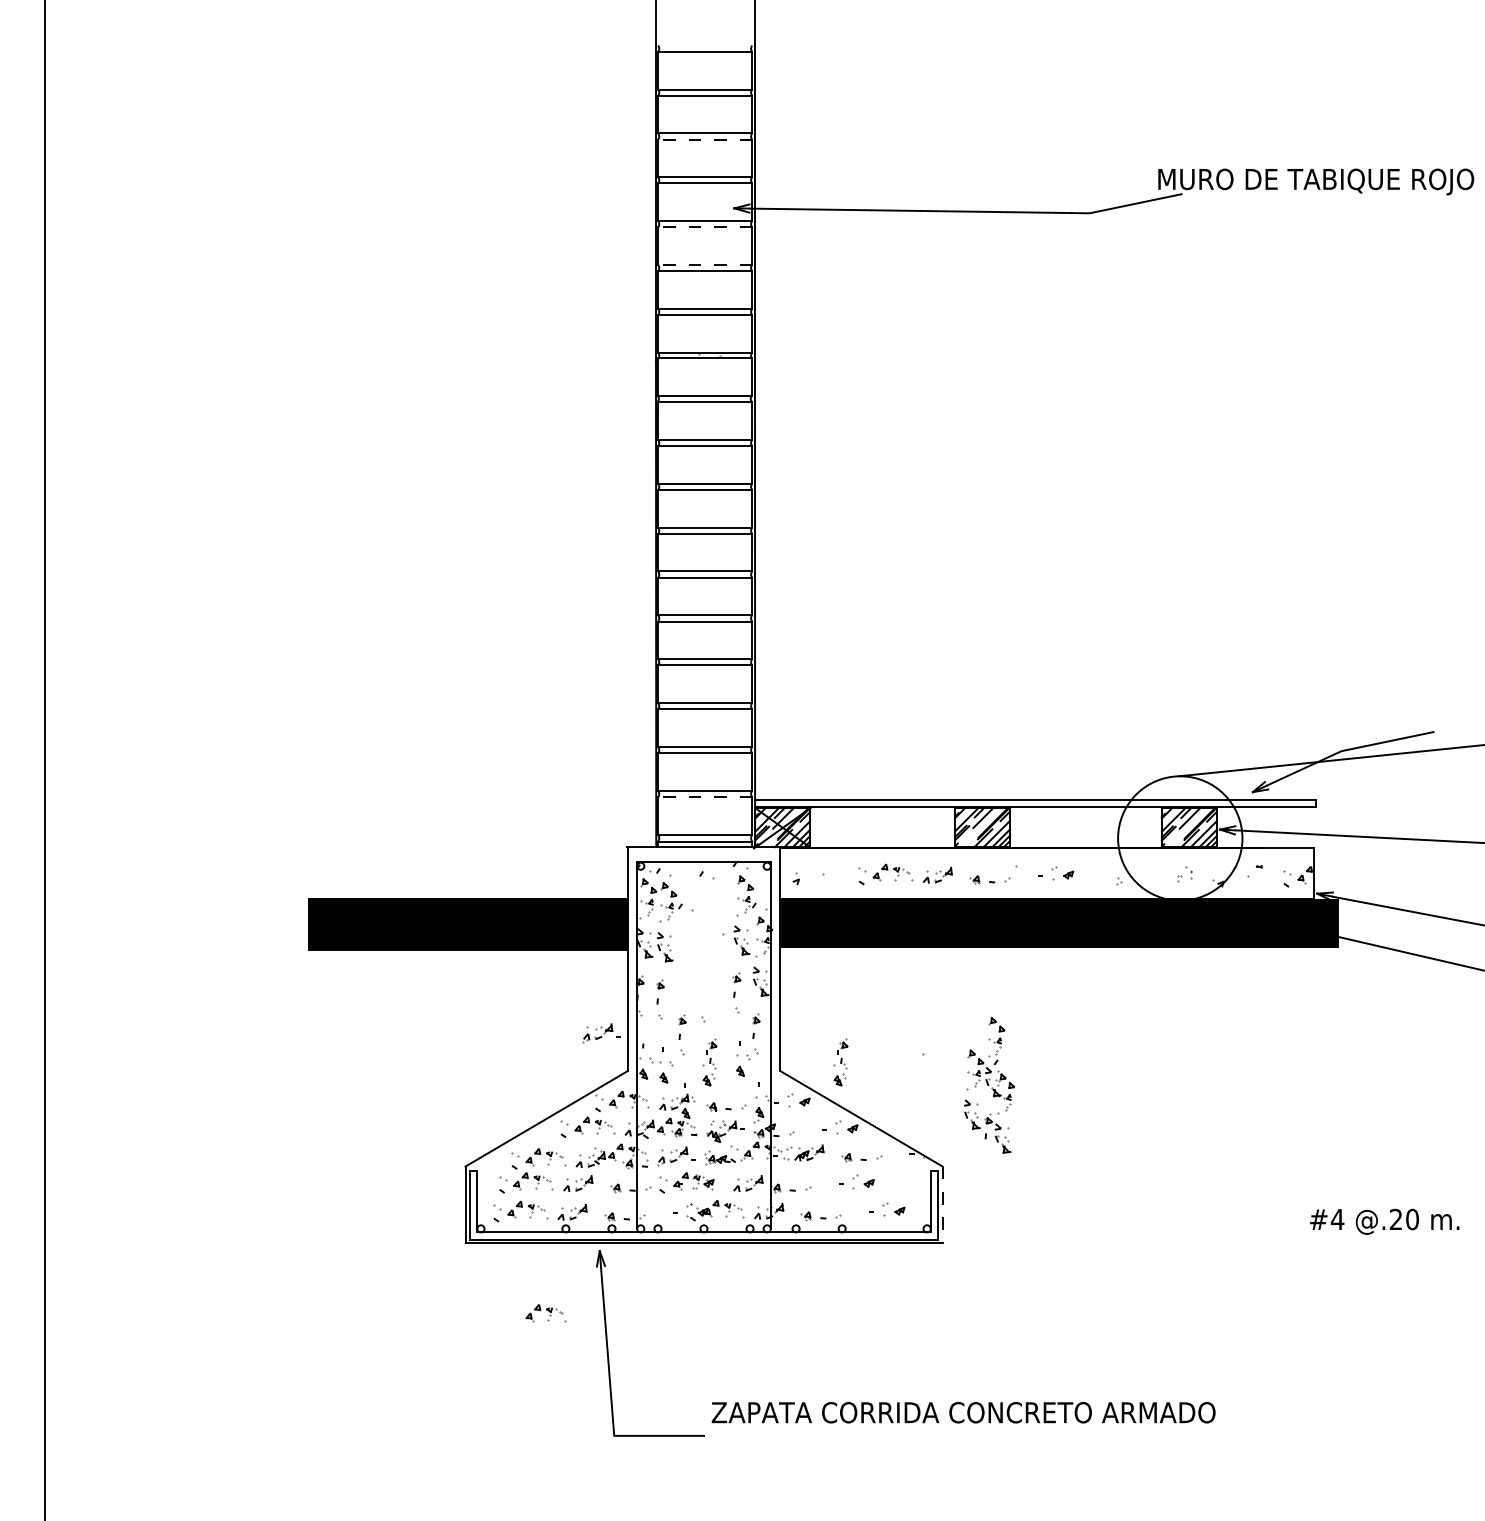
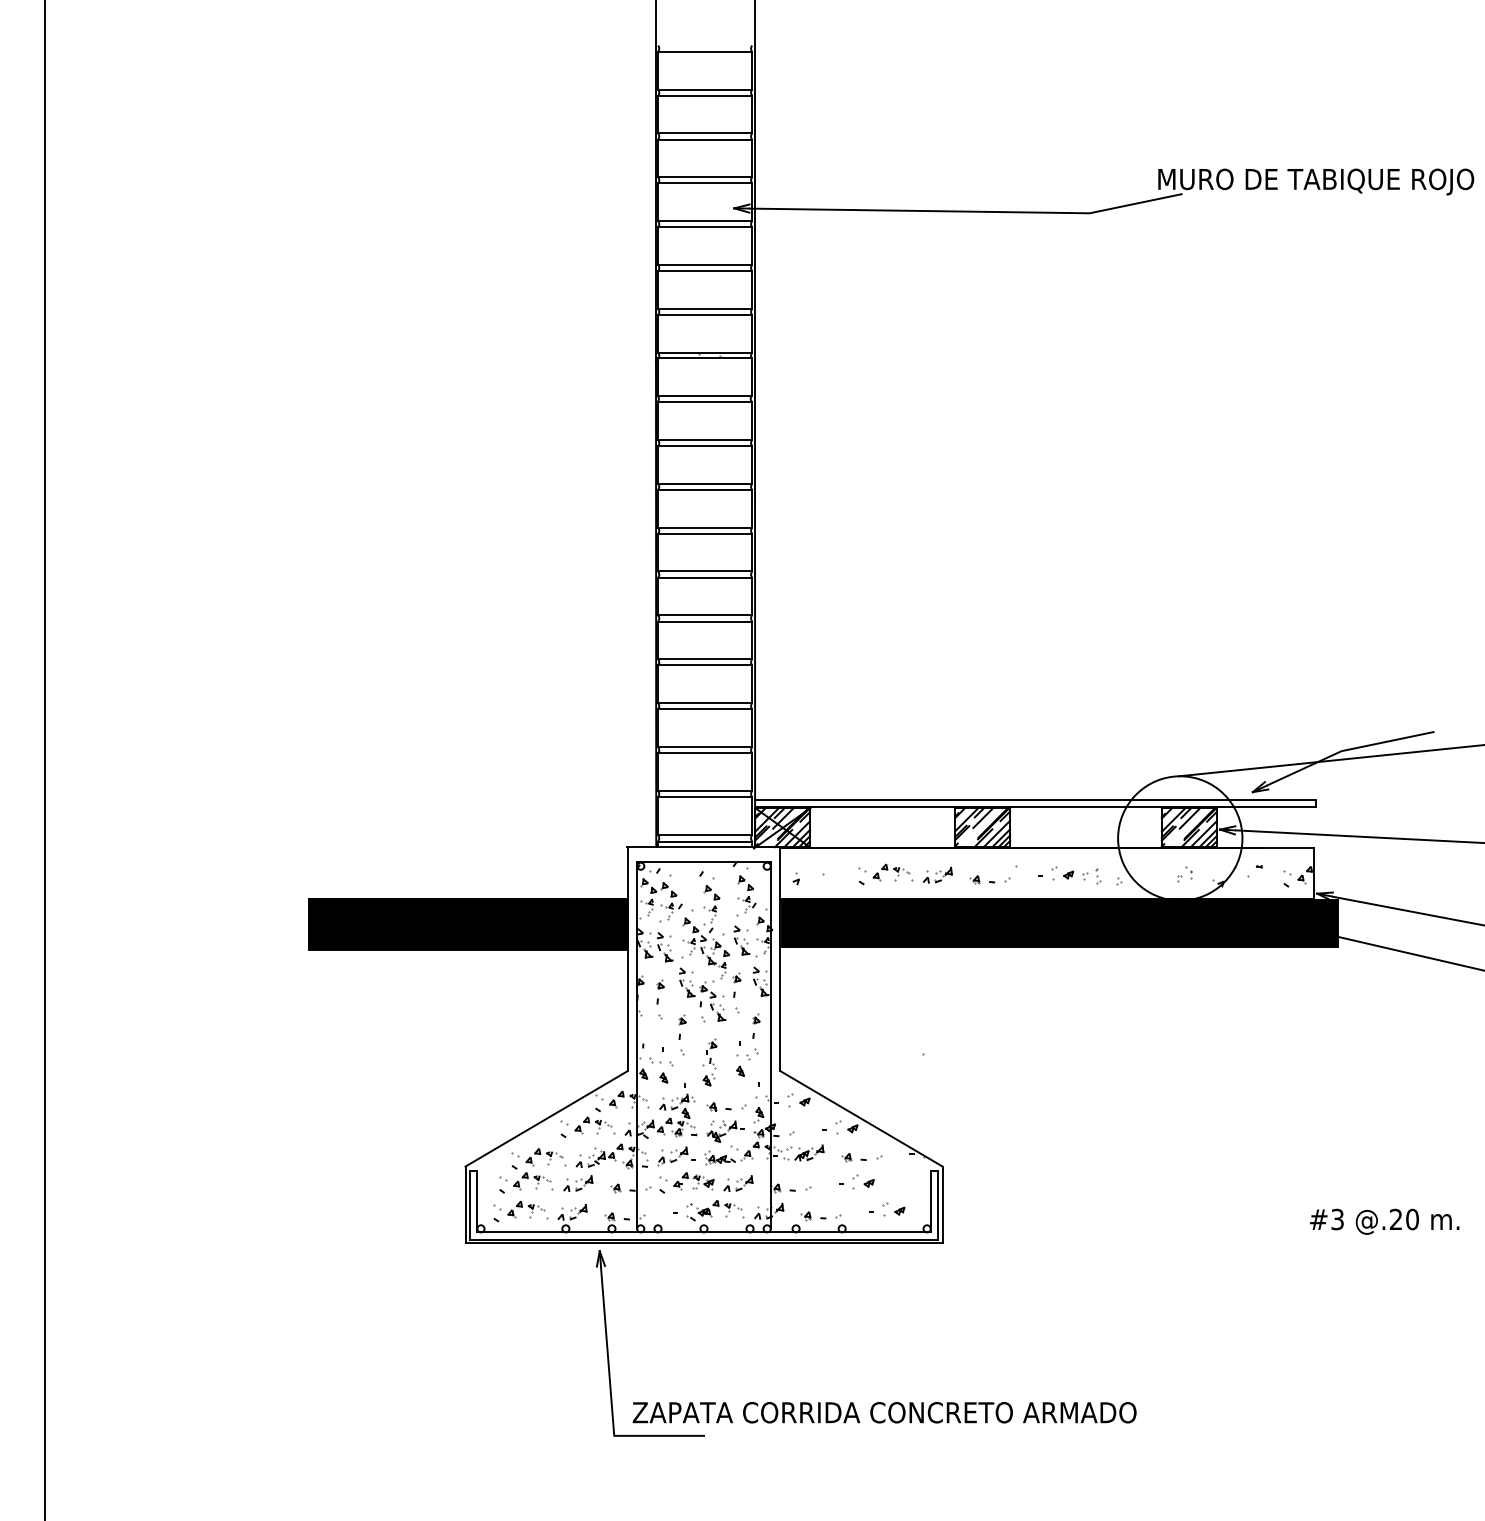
line: dashed -> solid (704, 139)
line: dashed -> solid (704, 227)
line: dashed -> solid (704, 265)
line: dashed -> solid (704, 797)
part: none -> present (1091, 876)
part: present -> none (601, 1033)
part: present -> none (840, 1062)
part position: (989, 1085) -> (704, 953) (704, 953)
part position: (748, 1183) -> (738, 1183) (738, 1183)
line: dashed -> solid (942, 1205)
text: #4 -> #3 (1337, 1219)
part: present -> none (545, 1313)
text position: (963, 1412) -> (884, 1412) (884, 1412)
